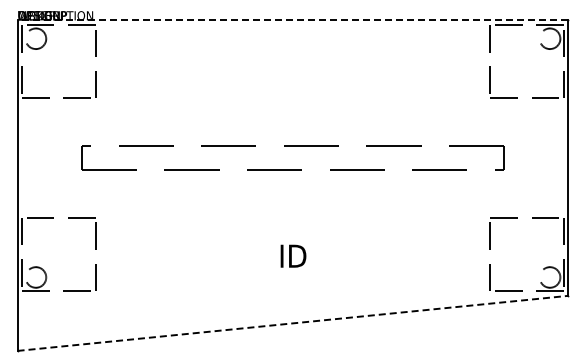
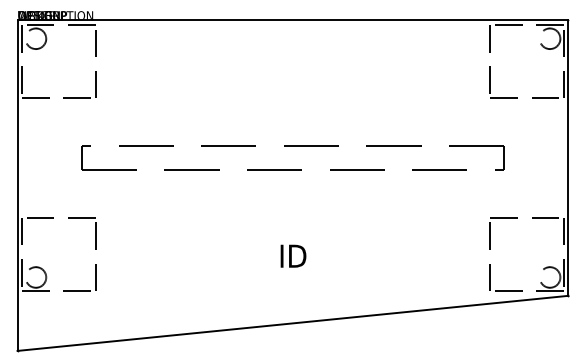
line: dashed -> solid (292, 20)
line: dashed -> solid (293, 323)
